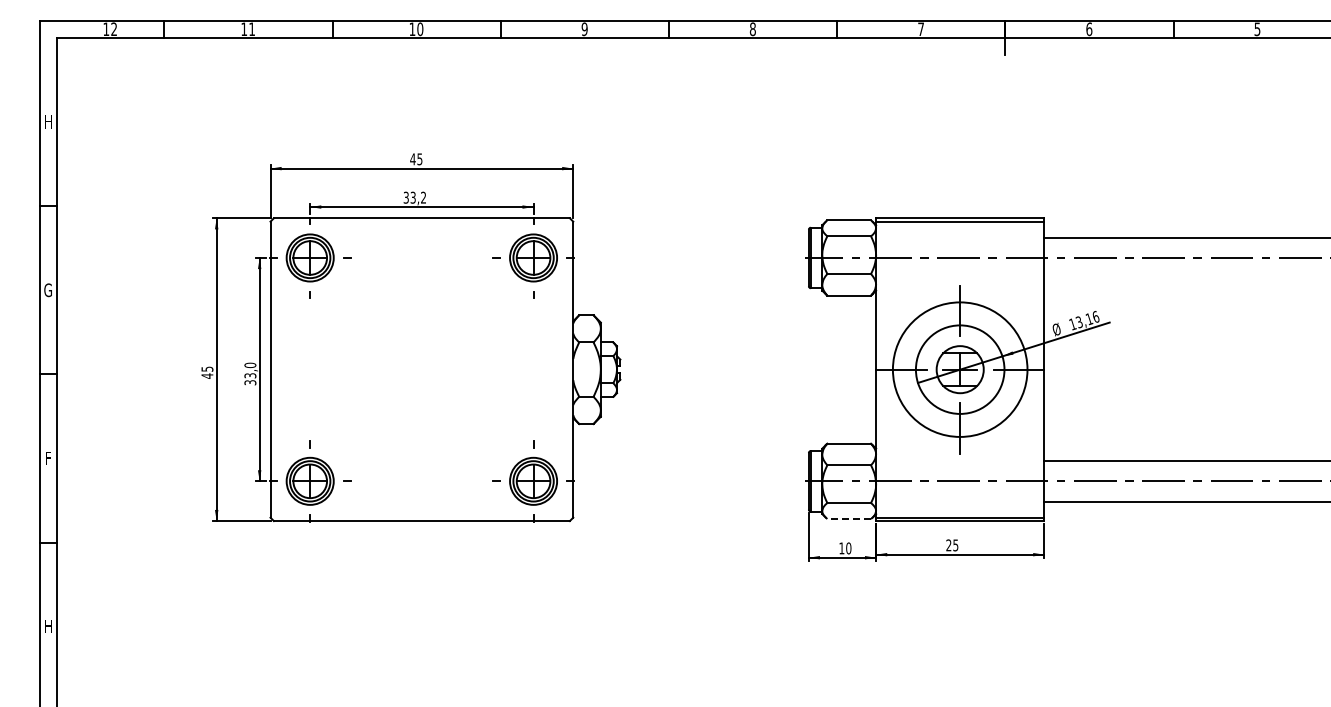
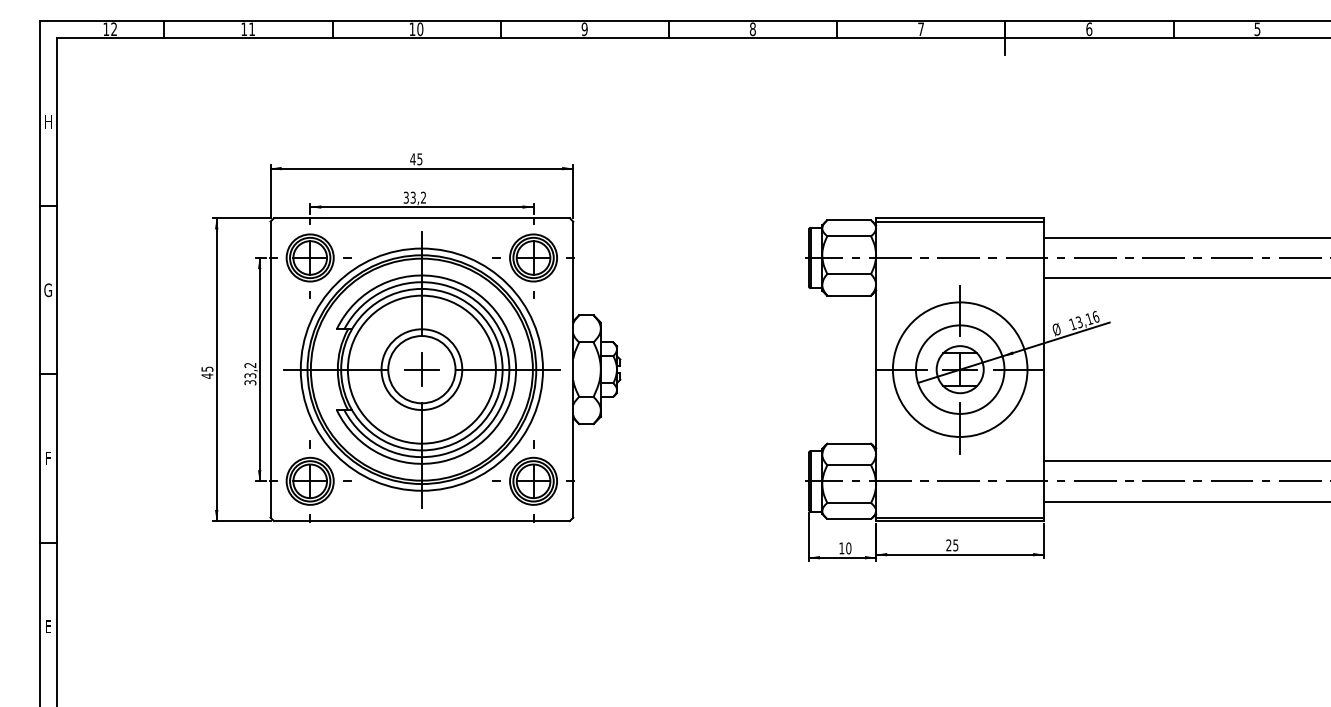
line: none -> present (1185, 278)
text: 33,0 -> 33,2 (250, 365)
part: none -> present (421, 369)
line: dashed -> solid (849, 519)
text: H -> E (48, 626)
